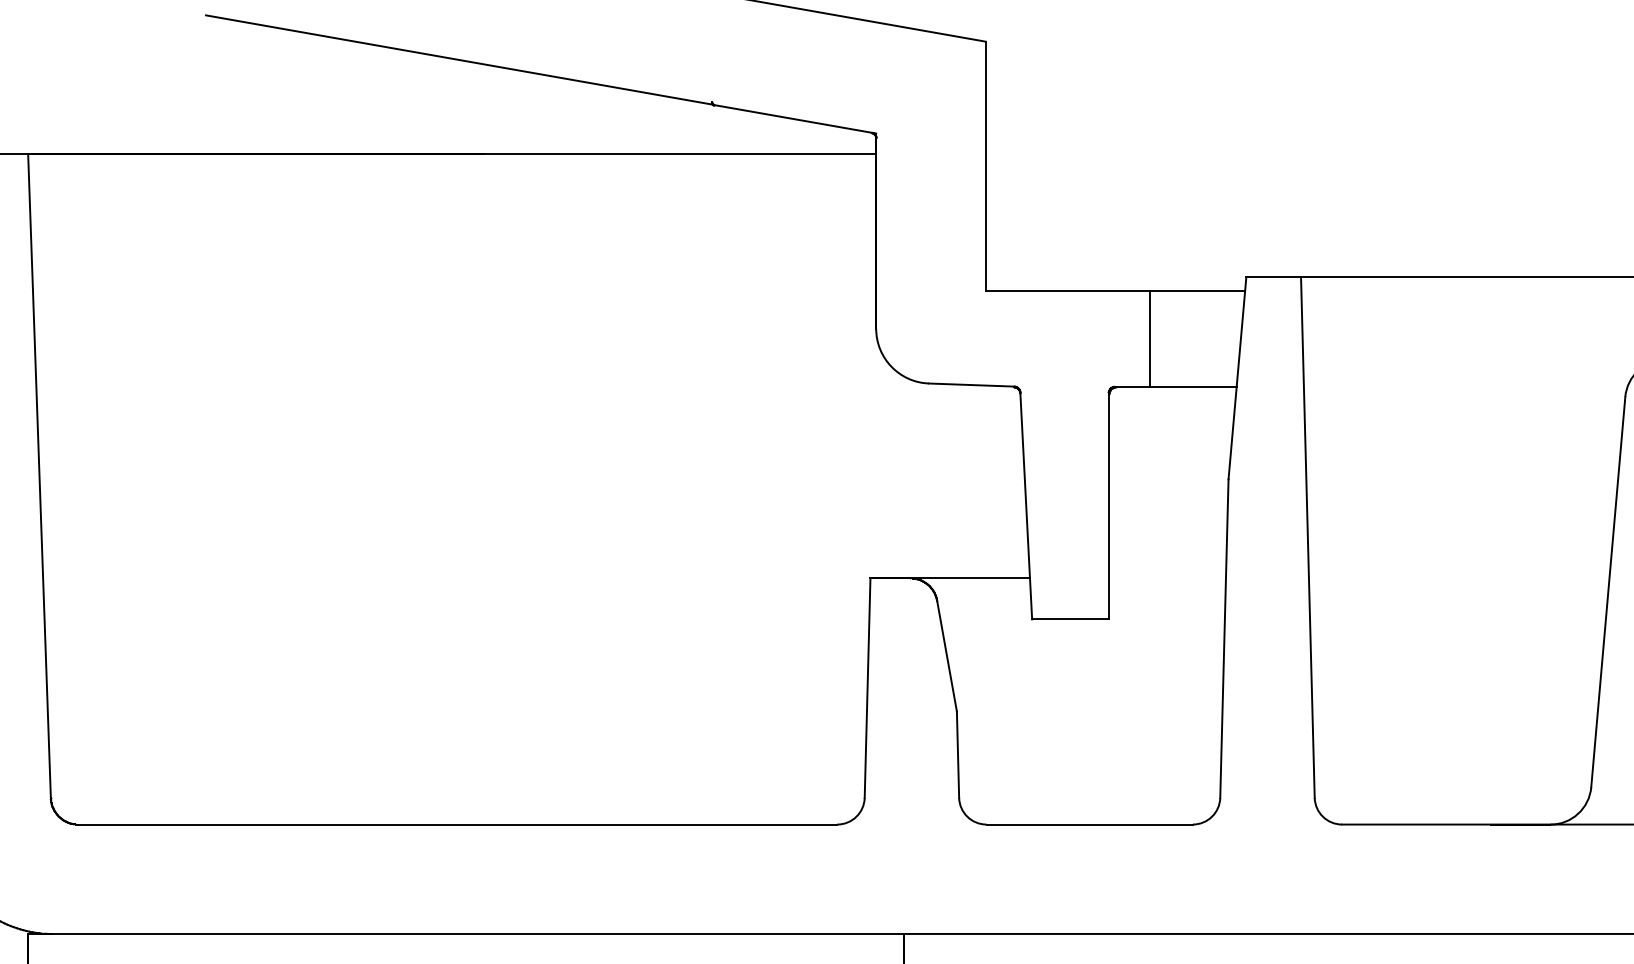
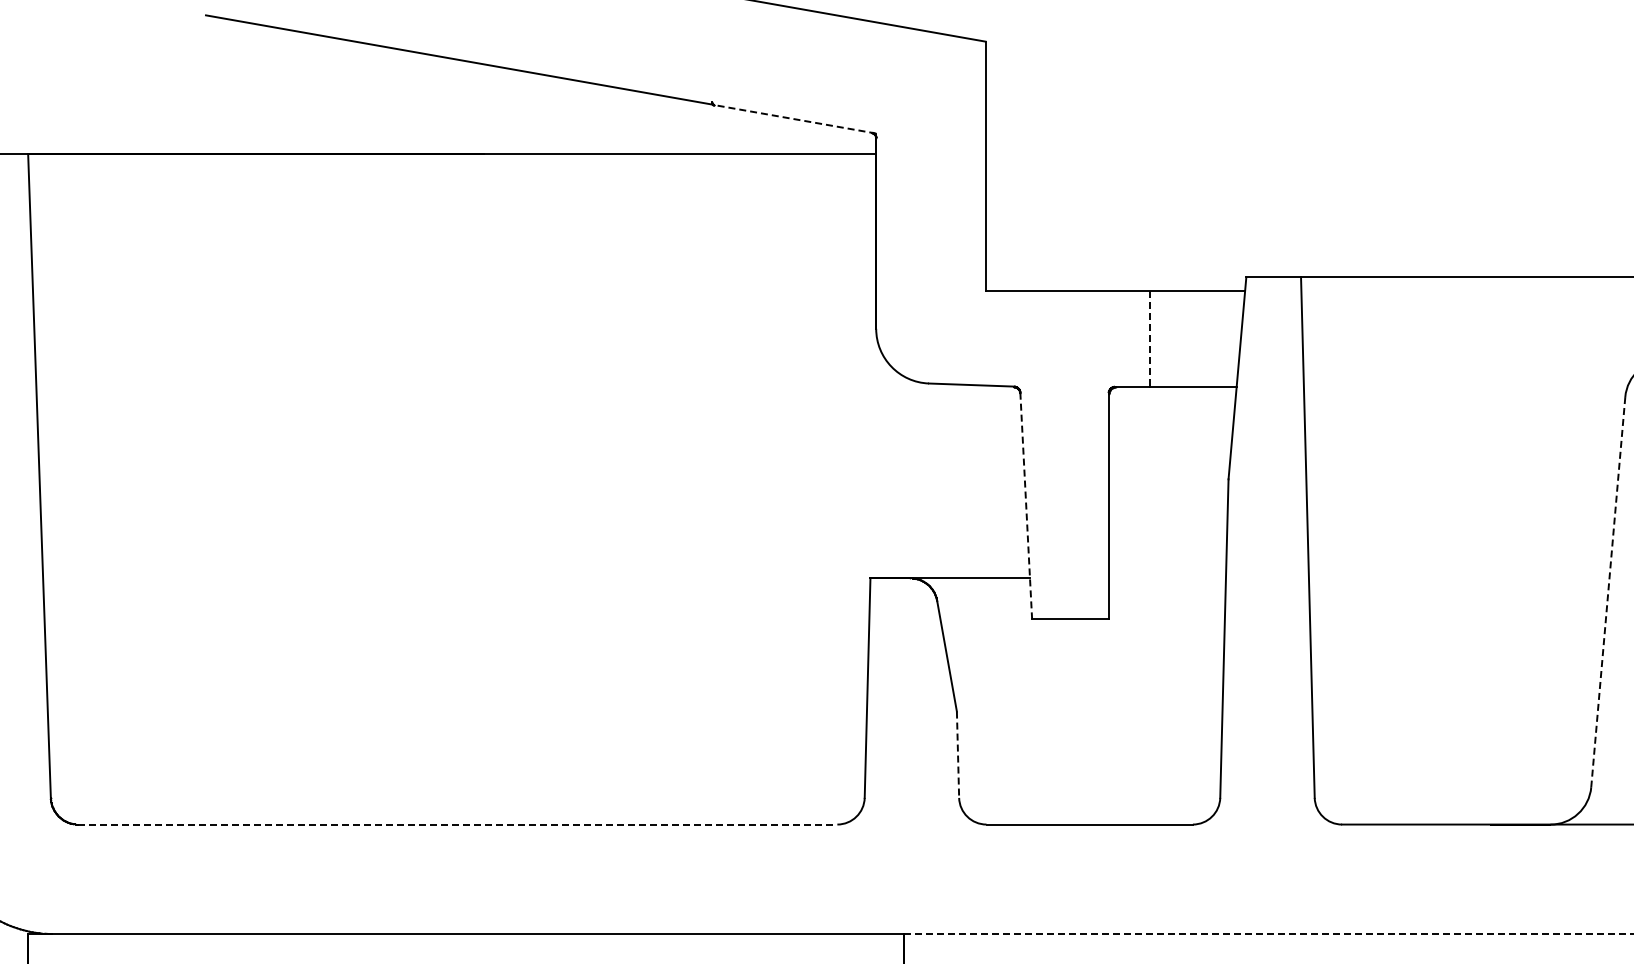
line: solid -> dashed (794, 119)
line: solid -> dashed (1149, 338)
line: solid -> dashed (1026, 505)
line: solid -> dashed (1608, 592)
line: solid -> dashed (958, 755)
line: solid -> dashed (457, 824)
line: solid -> dashed (1268, 933)
